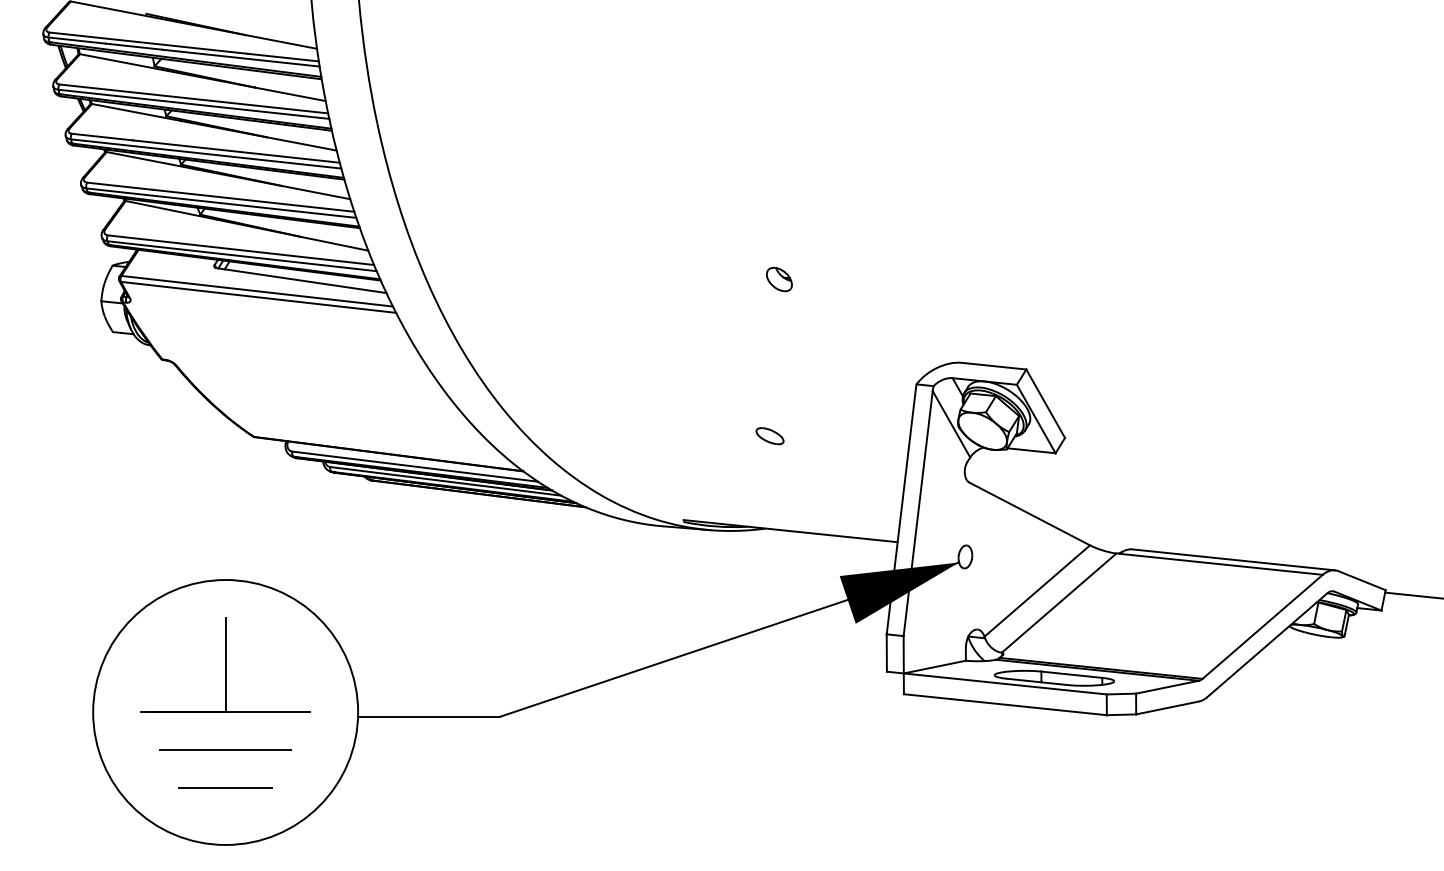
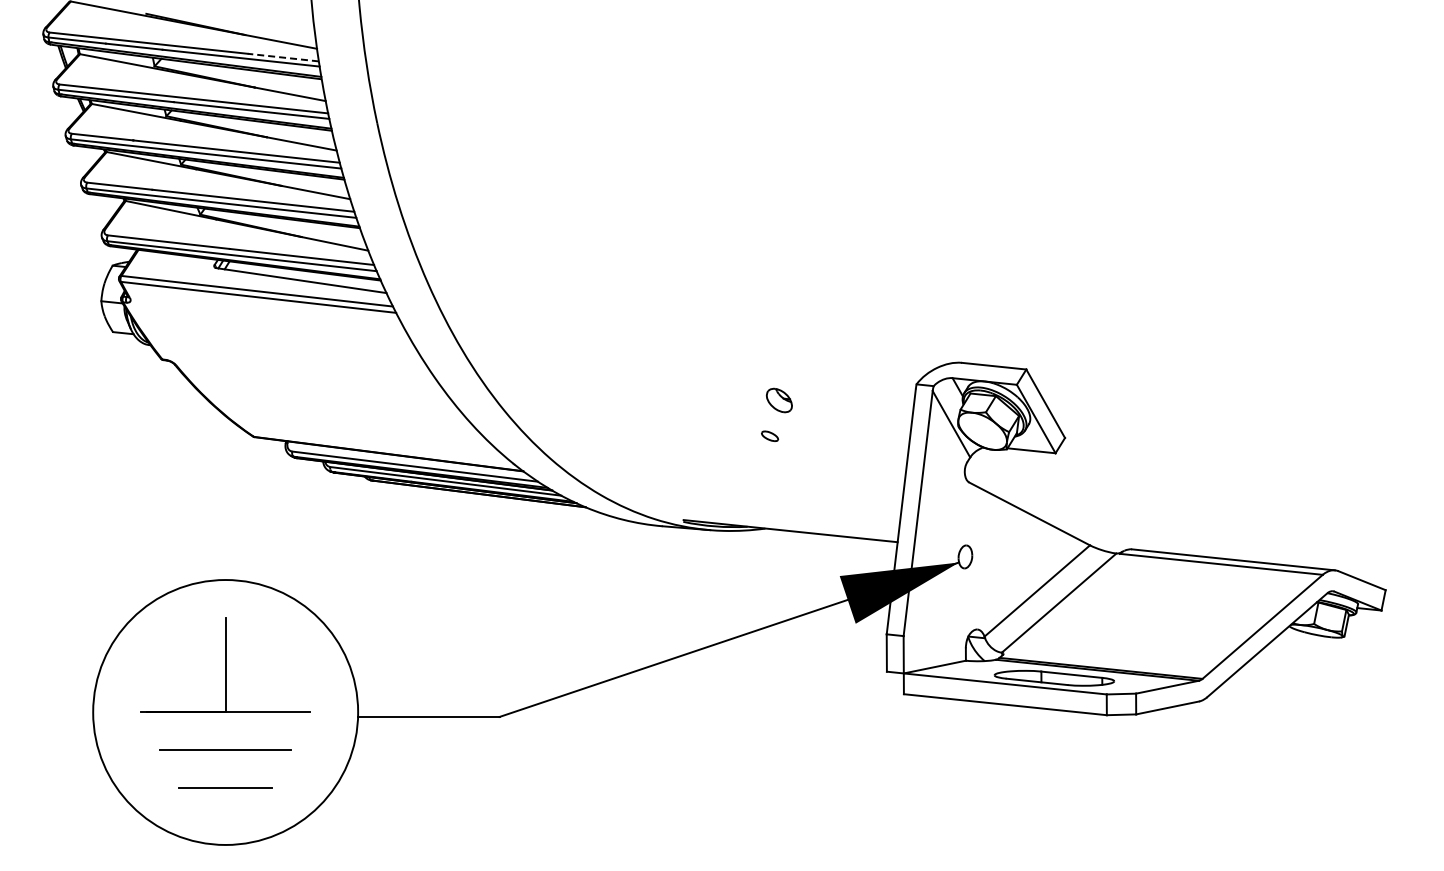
line: solid -> dashed (283, 57)
part position: (778, 279) -> (778, 400) (778, 400)
part size: 30x19 px -> 19x12 px (770, 435)
line: present -> none (1412, 595)
